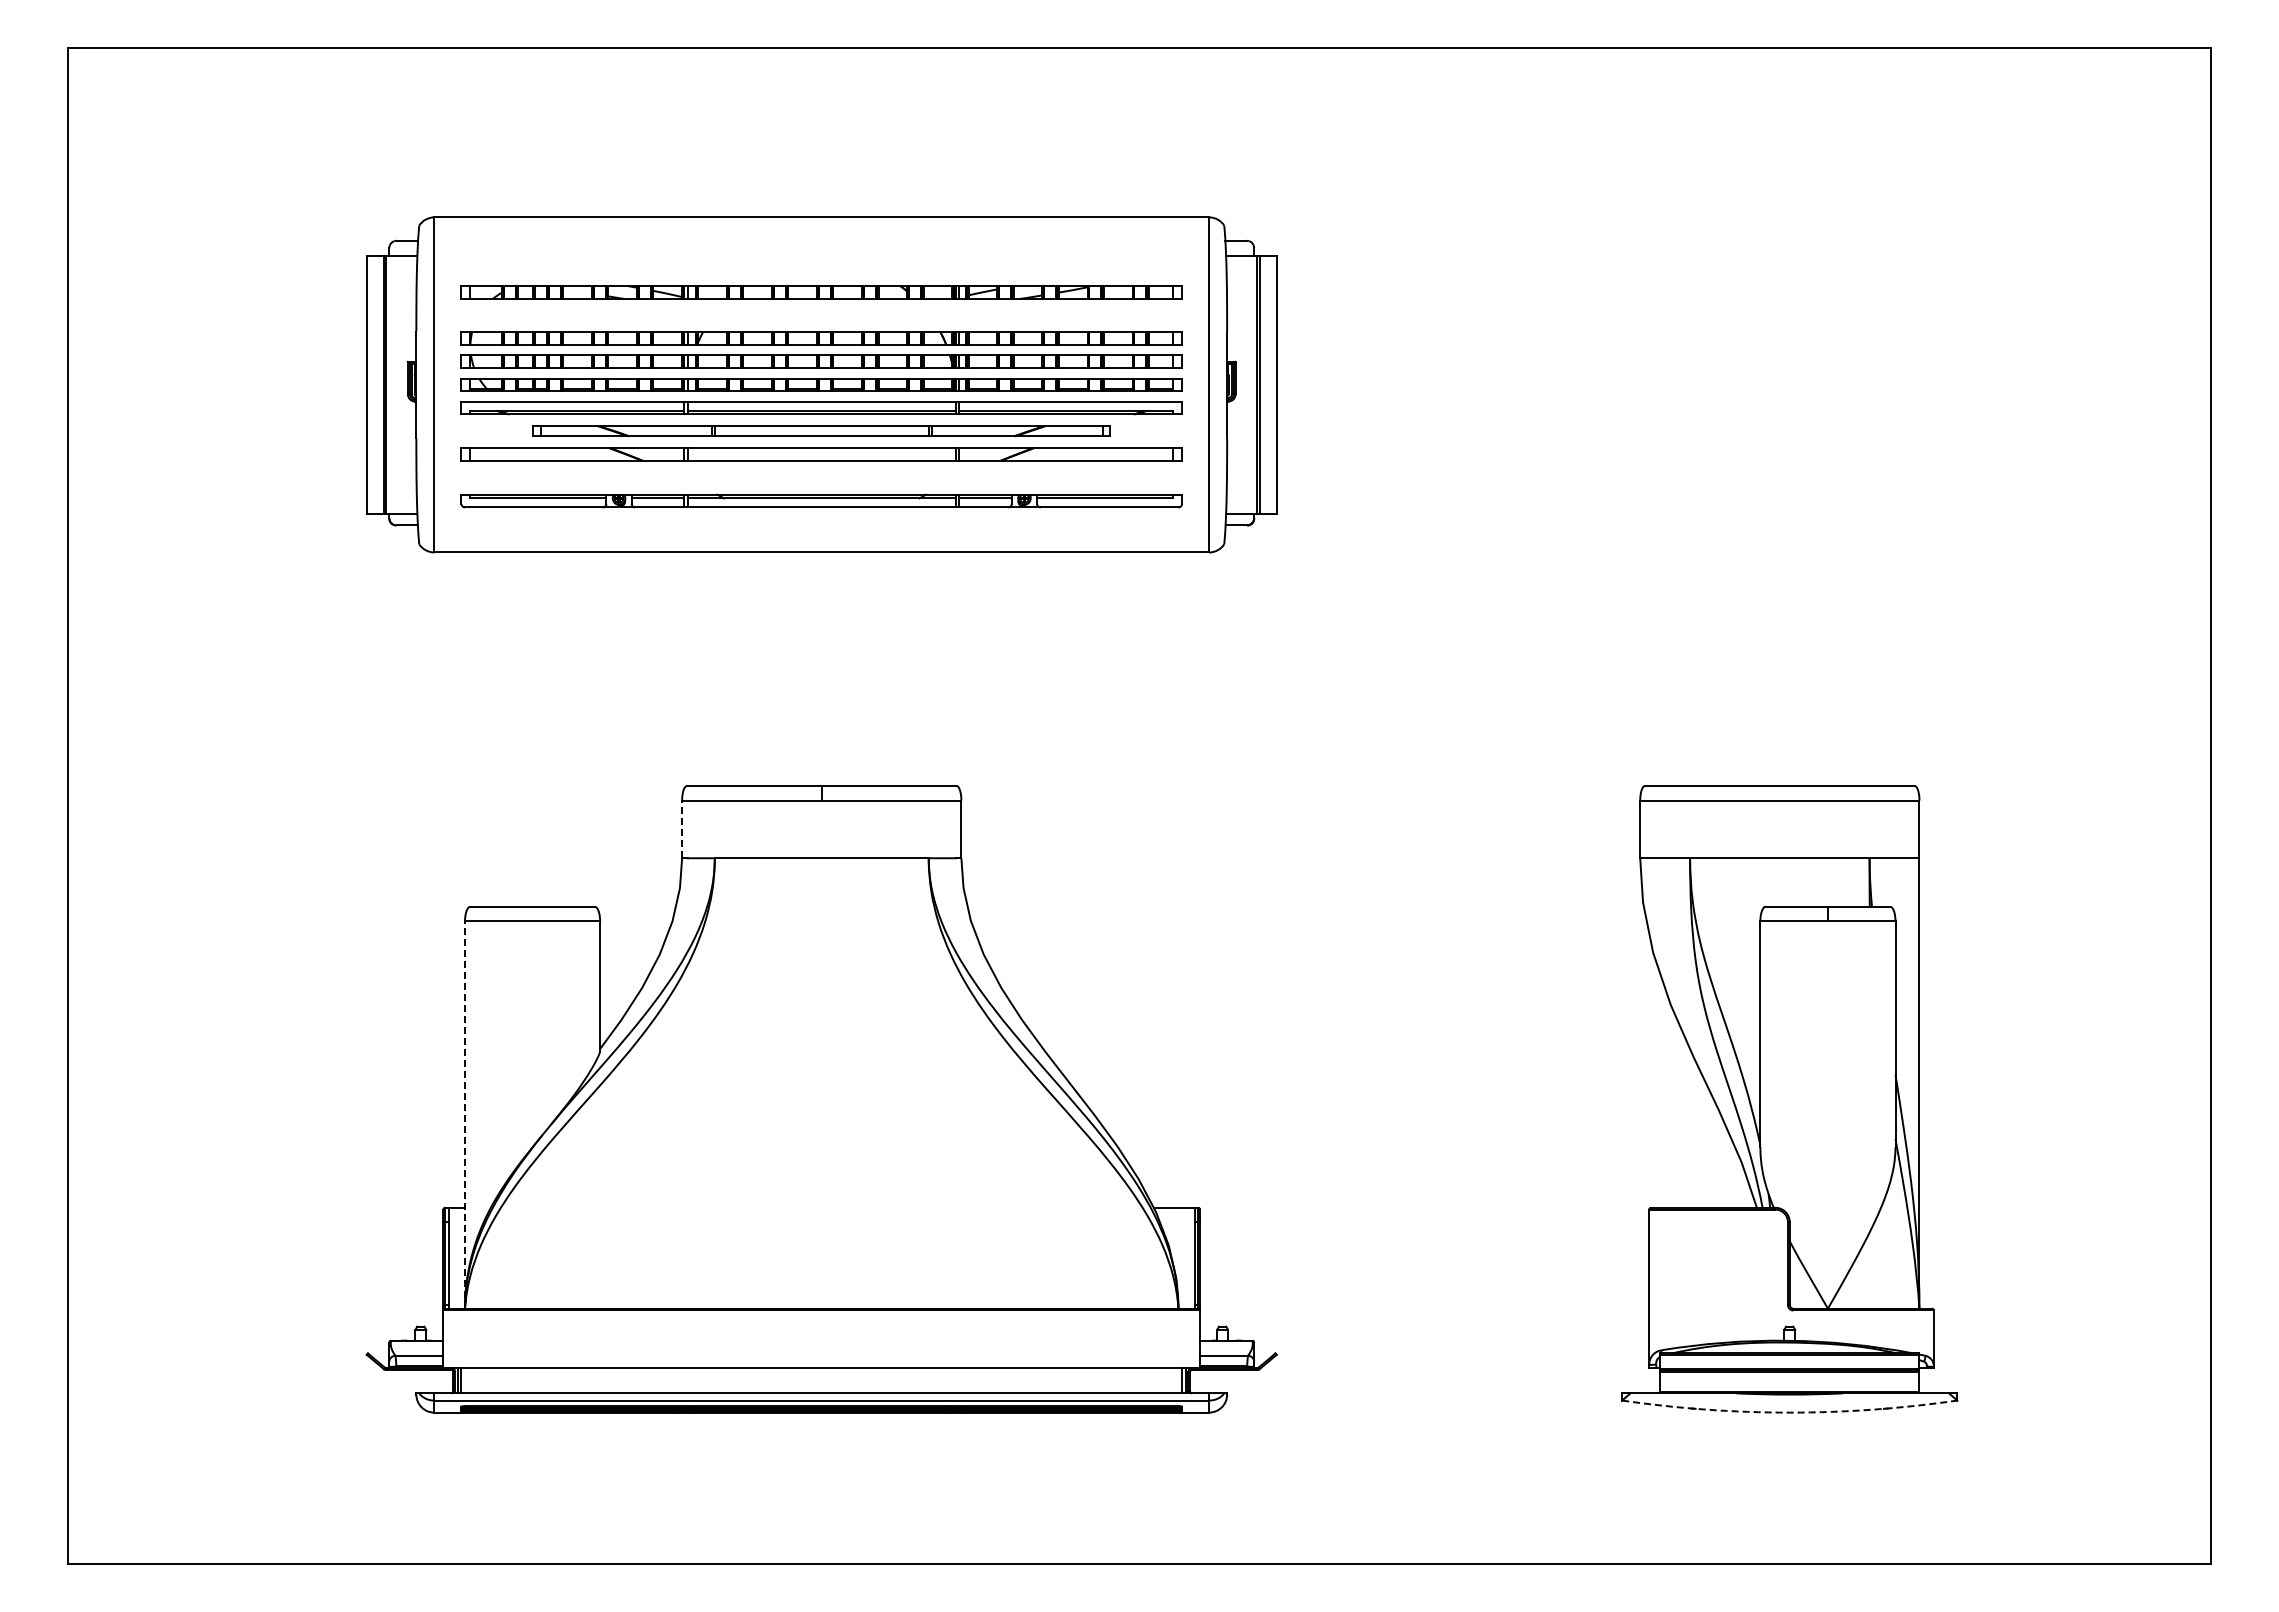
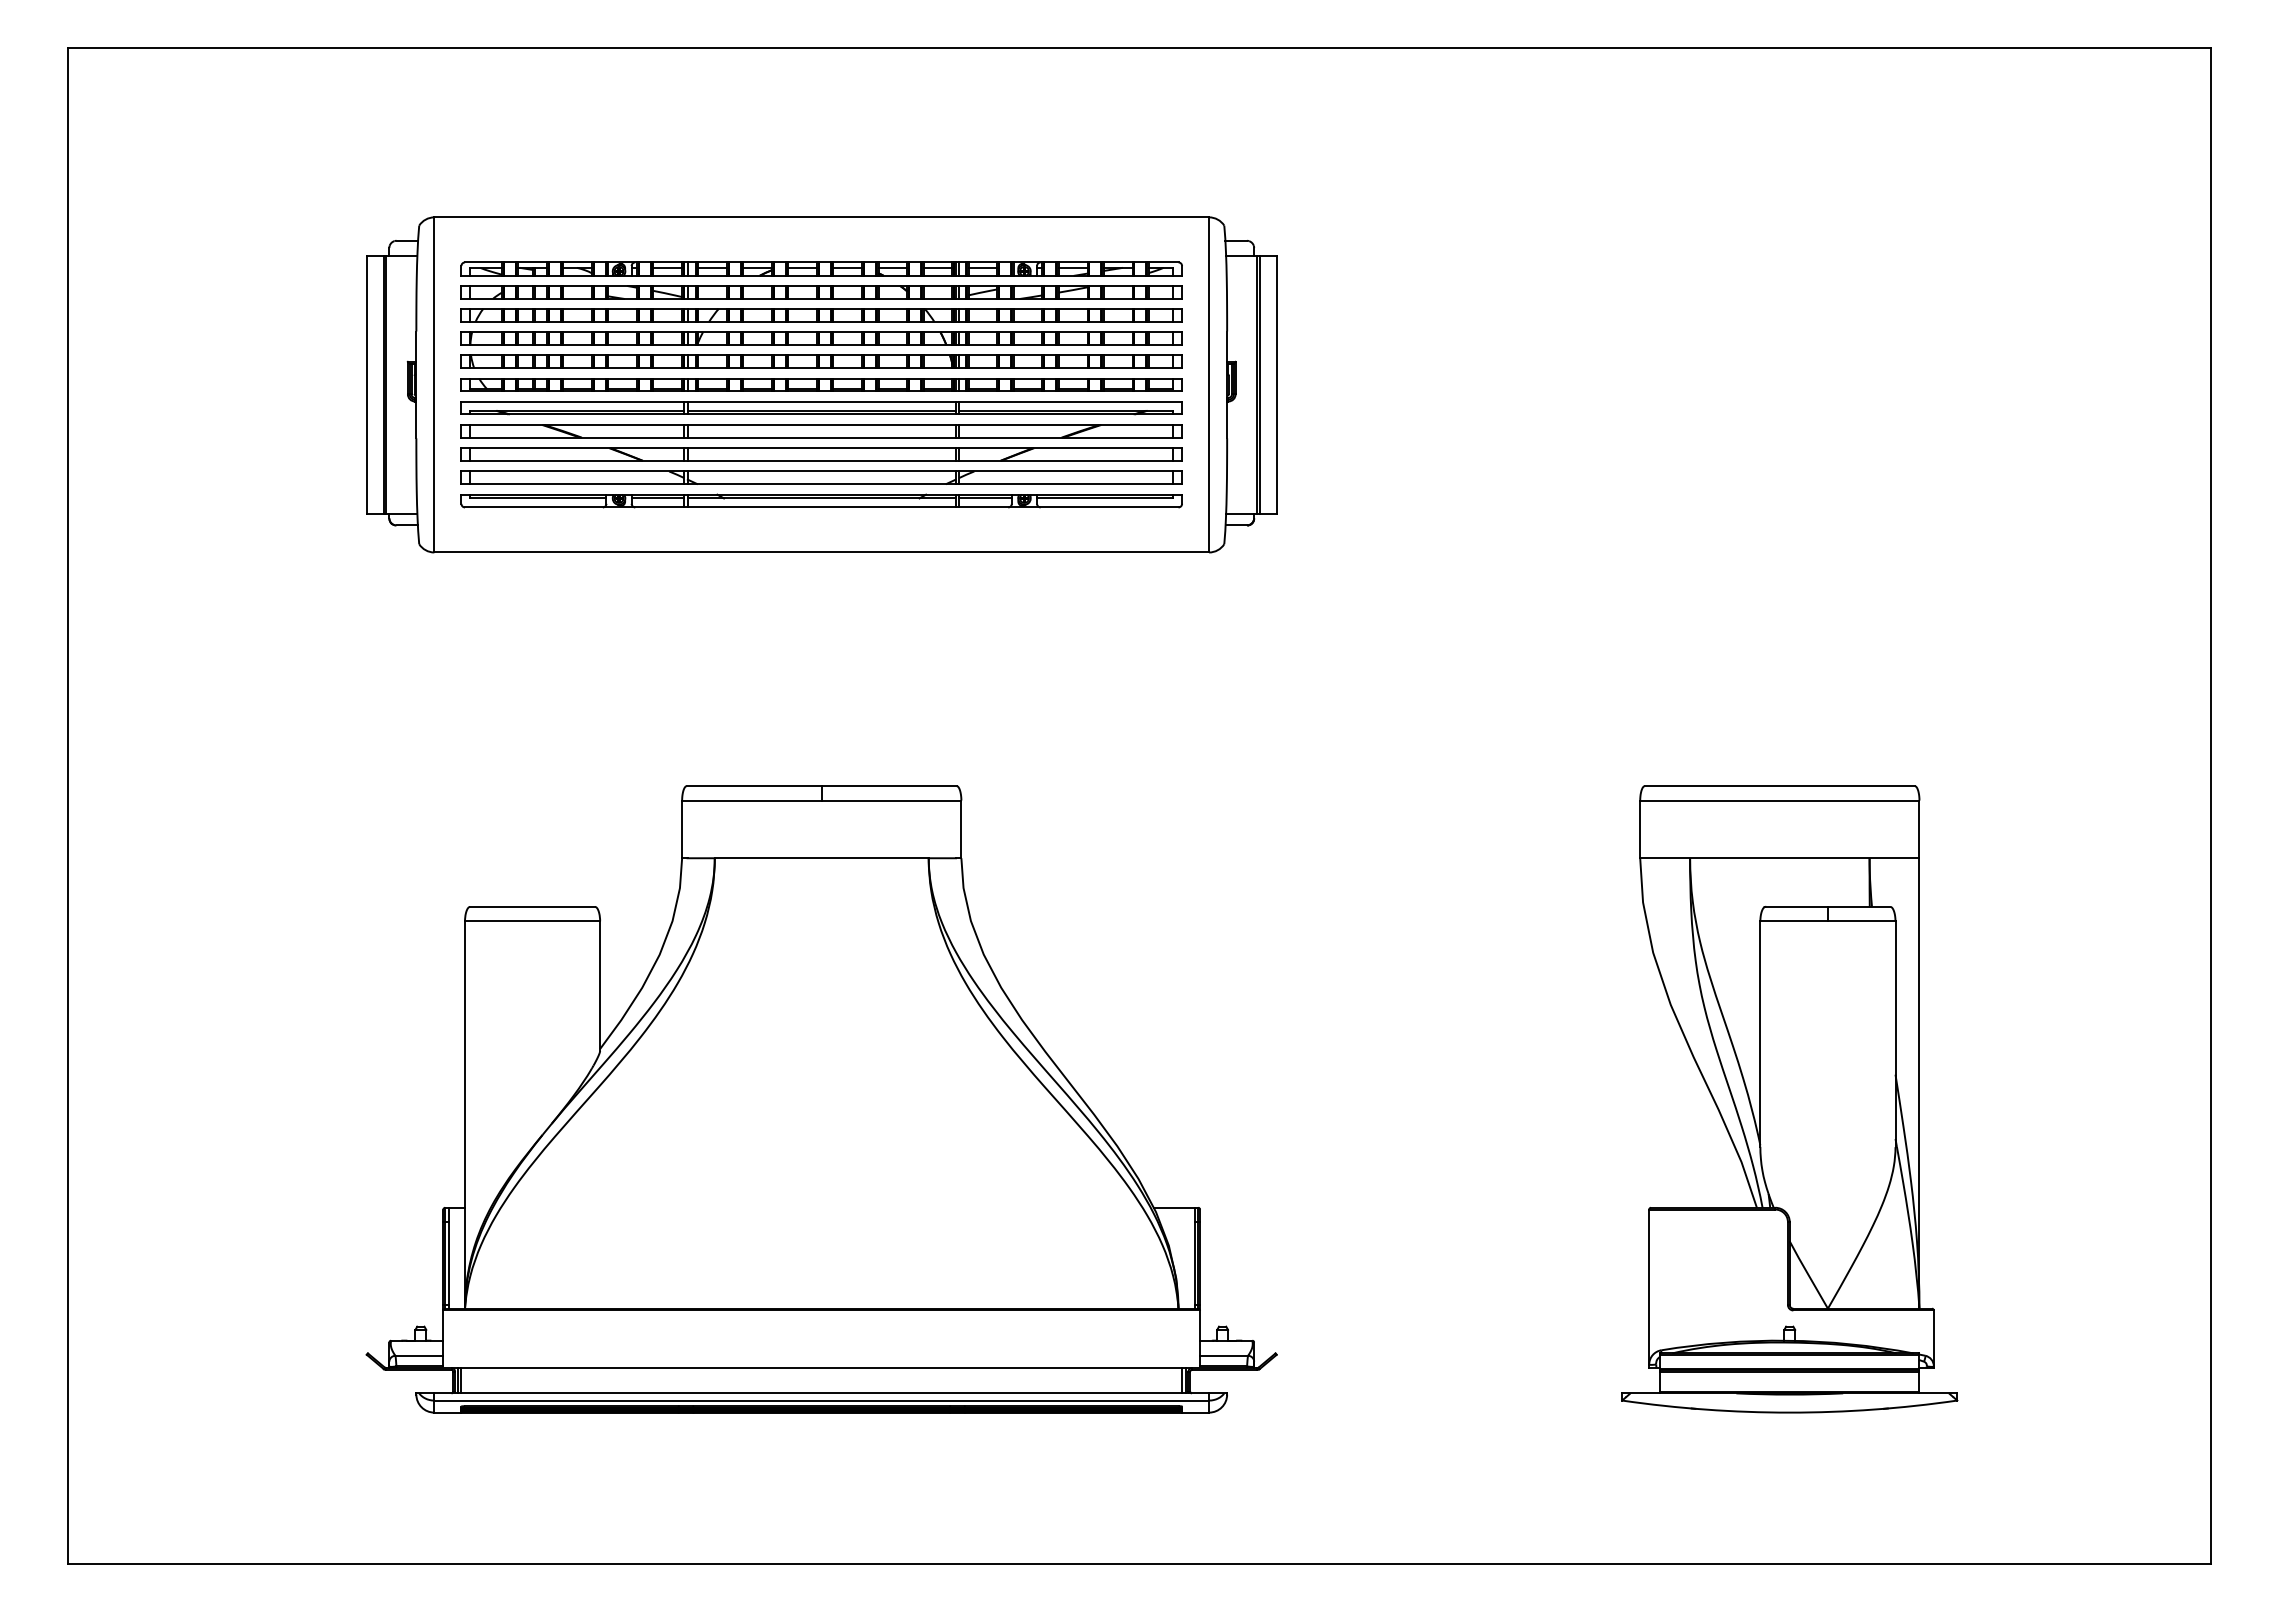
part: none -> present (821, 268)
part: none -> present (821, 315)
part size: 579x13 px -> 723x15 px (821, 431)
part: none -> present (821, 477)
line: dashed -> solid (682, 829)
line: dashed -> solid (465, 1114)
arc: dashed -> solid (1789, 1412)
